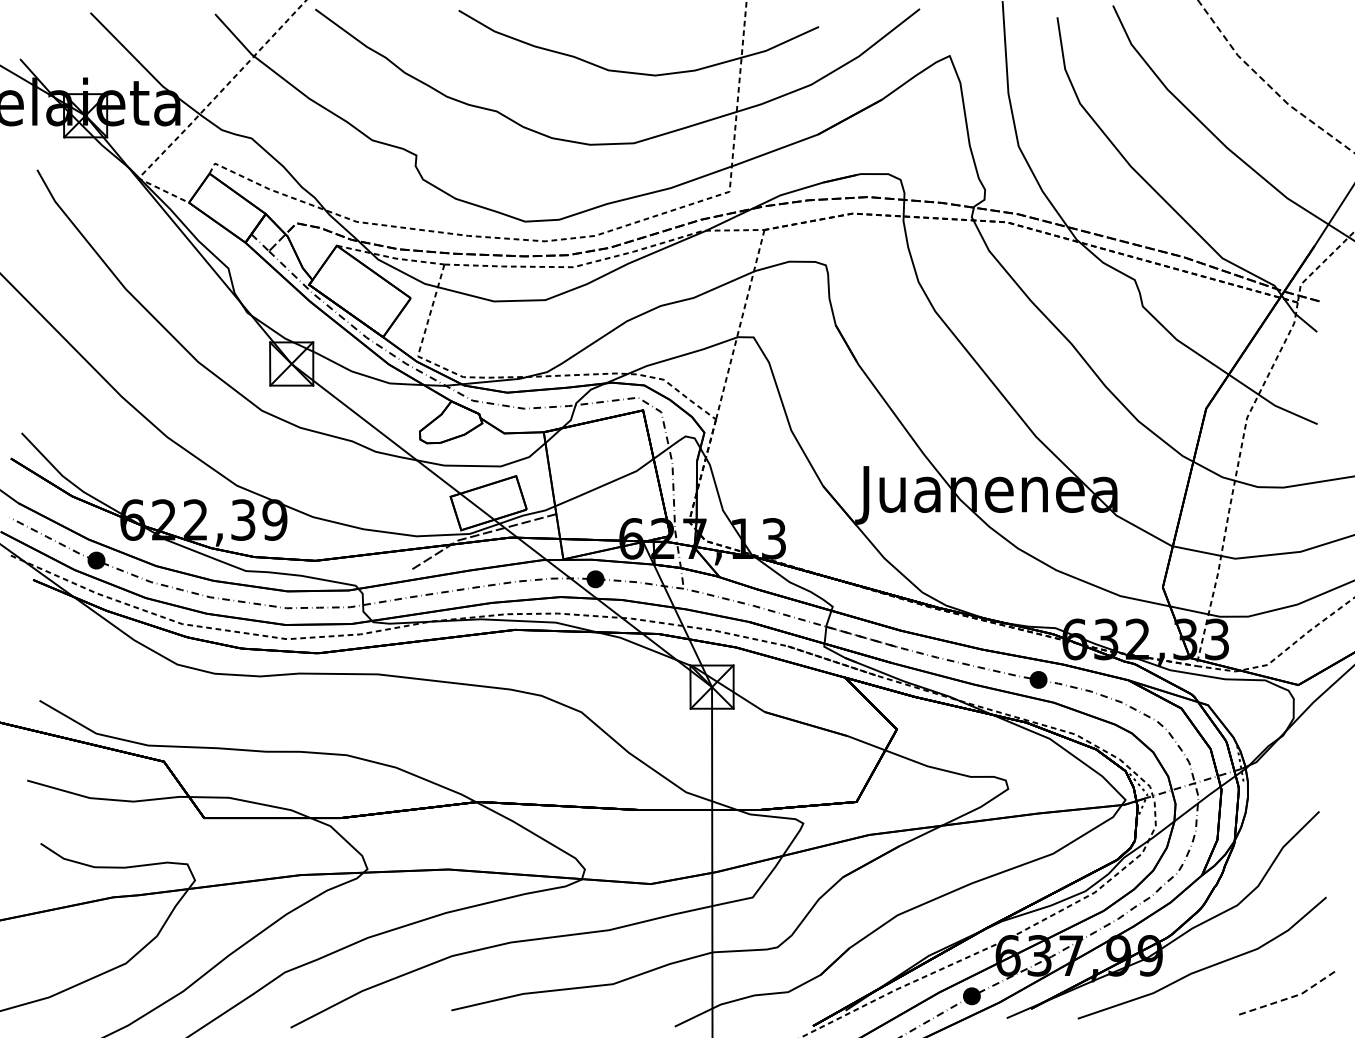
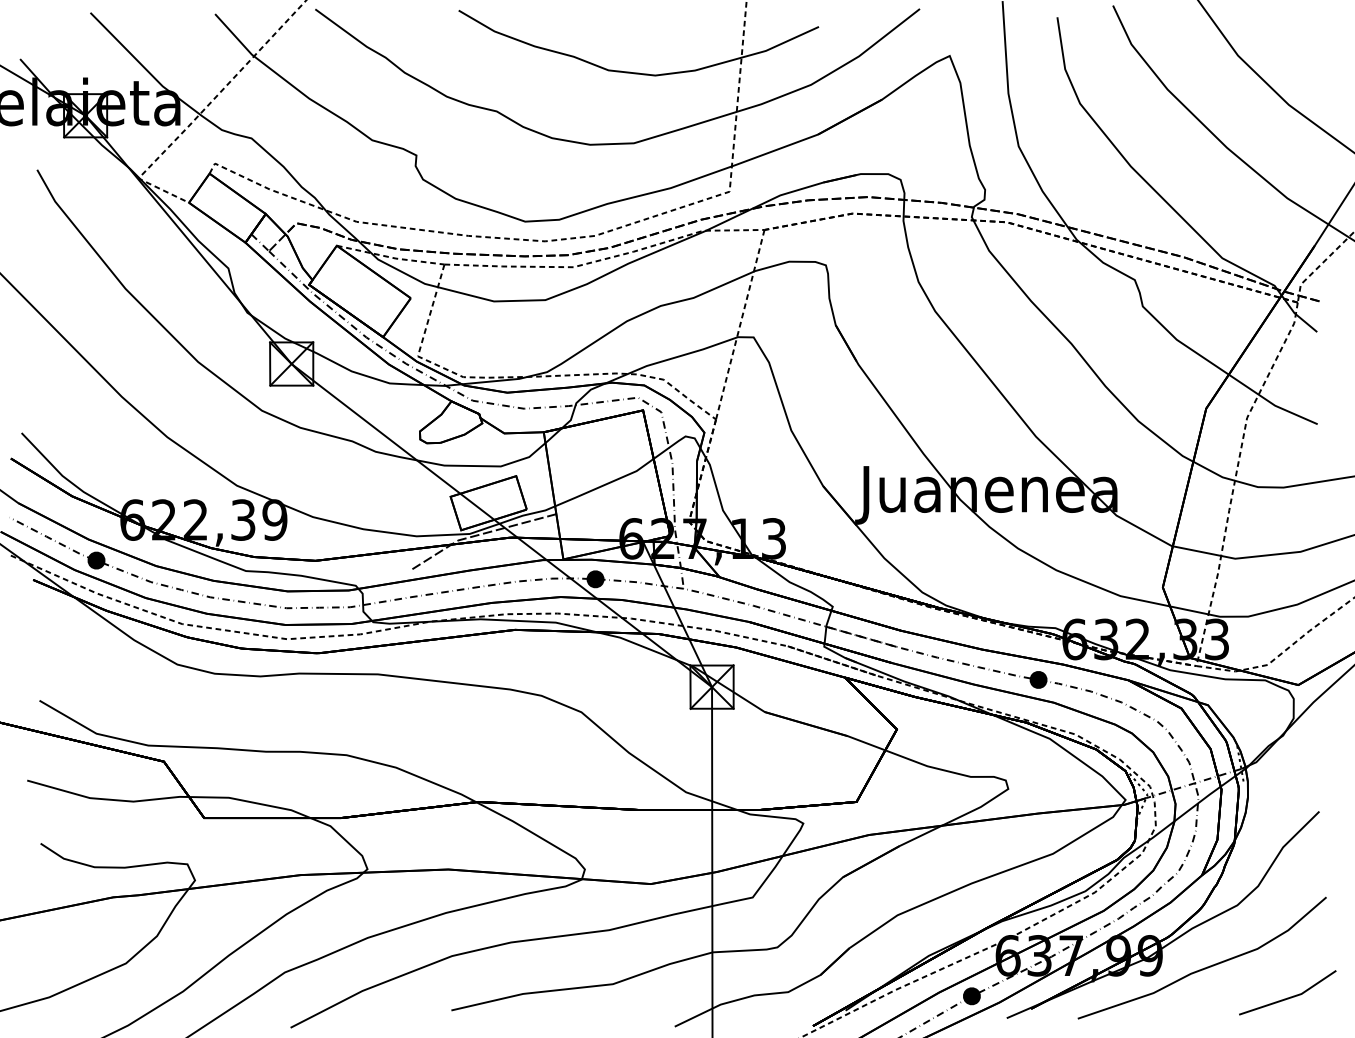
line: dashed -> solid (1268, 84)
line: dashed -> solid (1291, 997)
